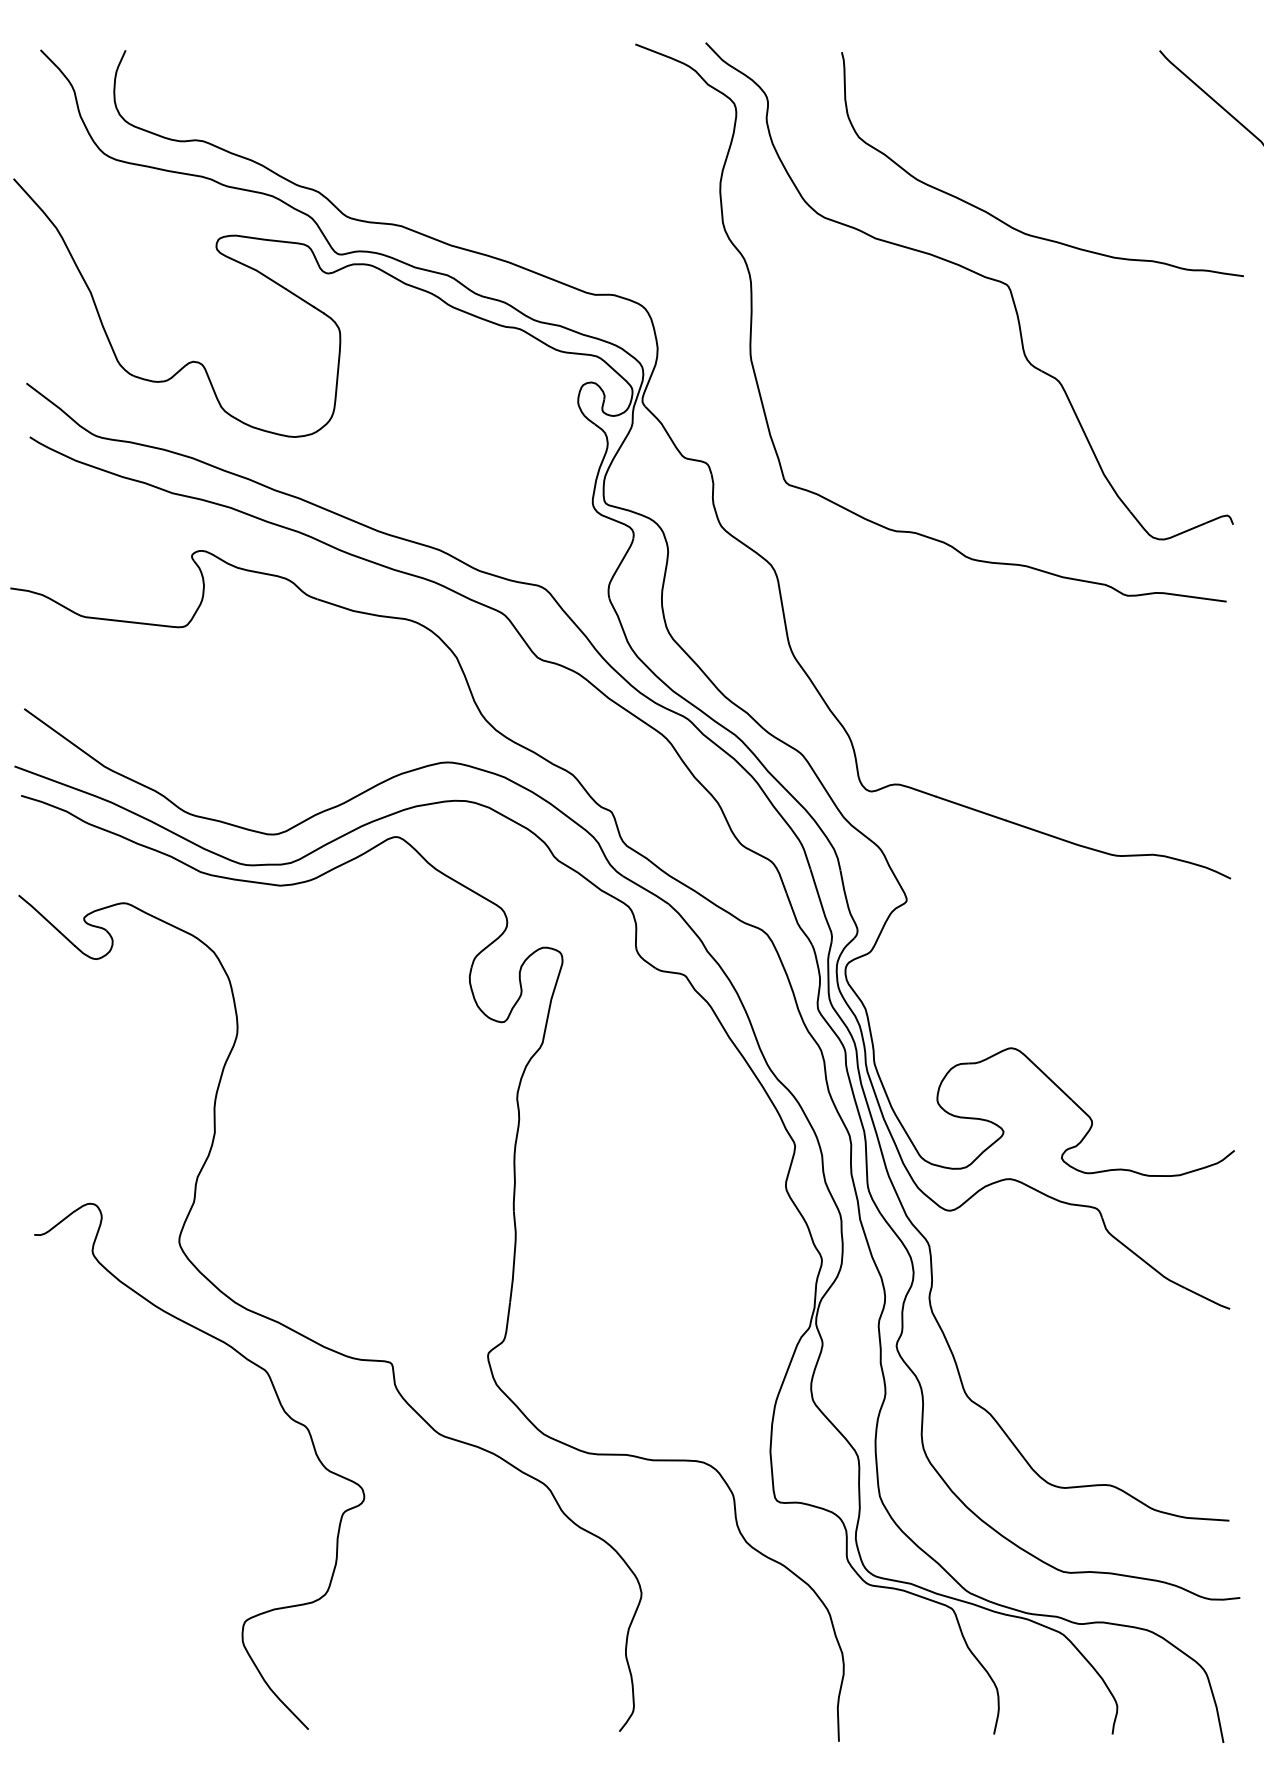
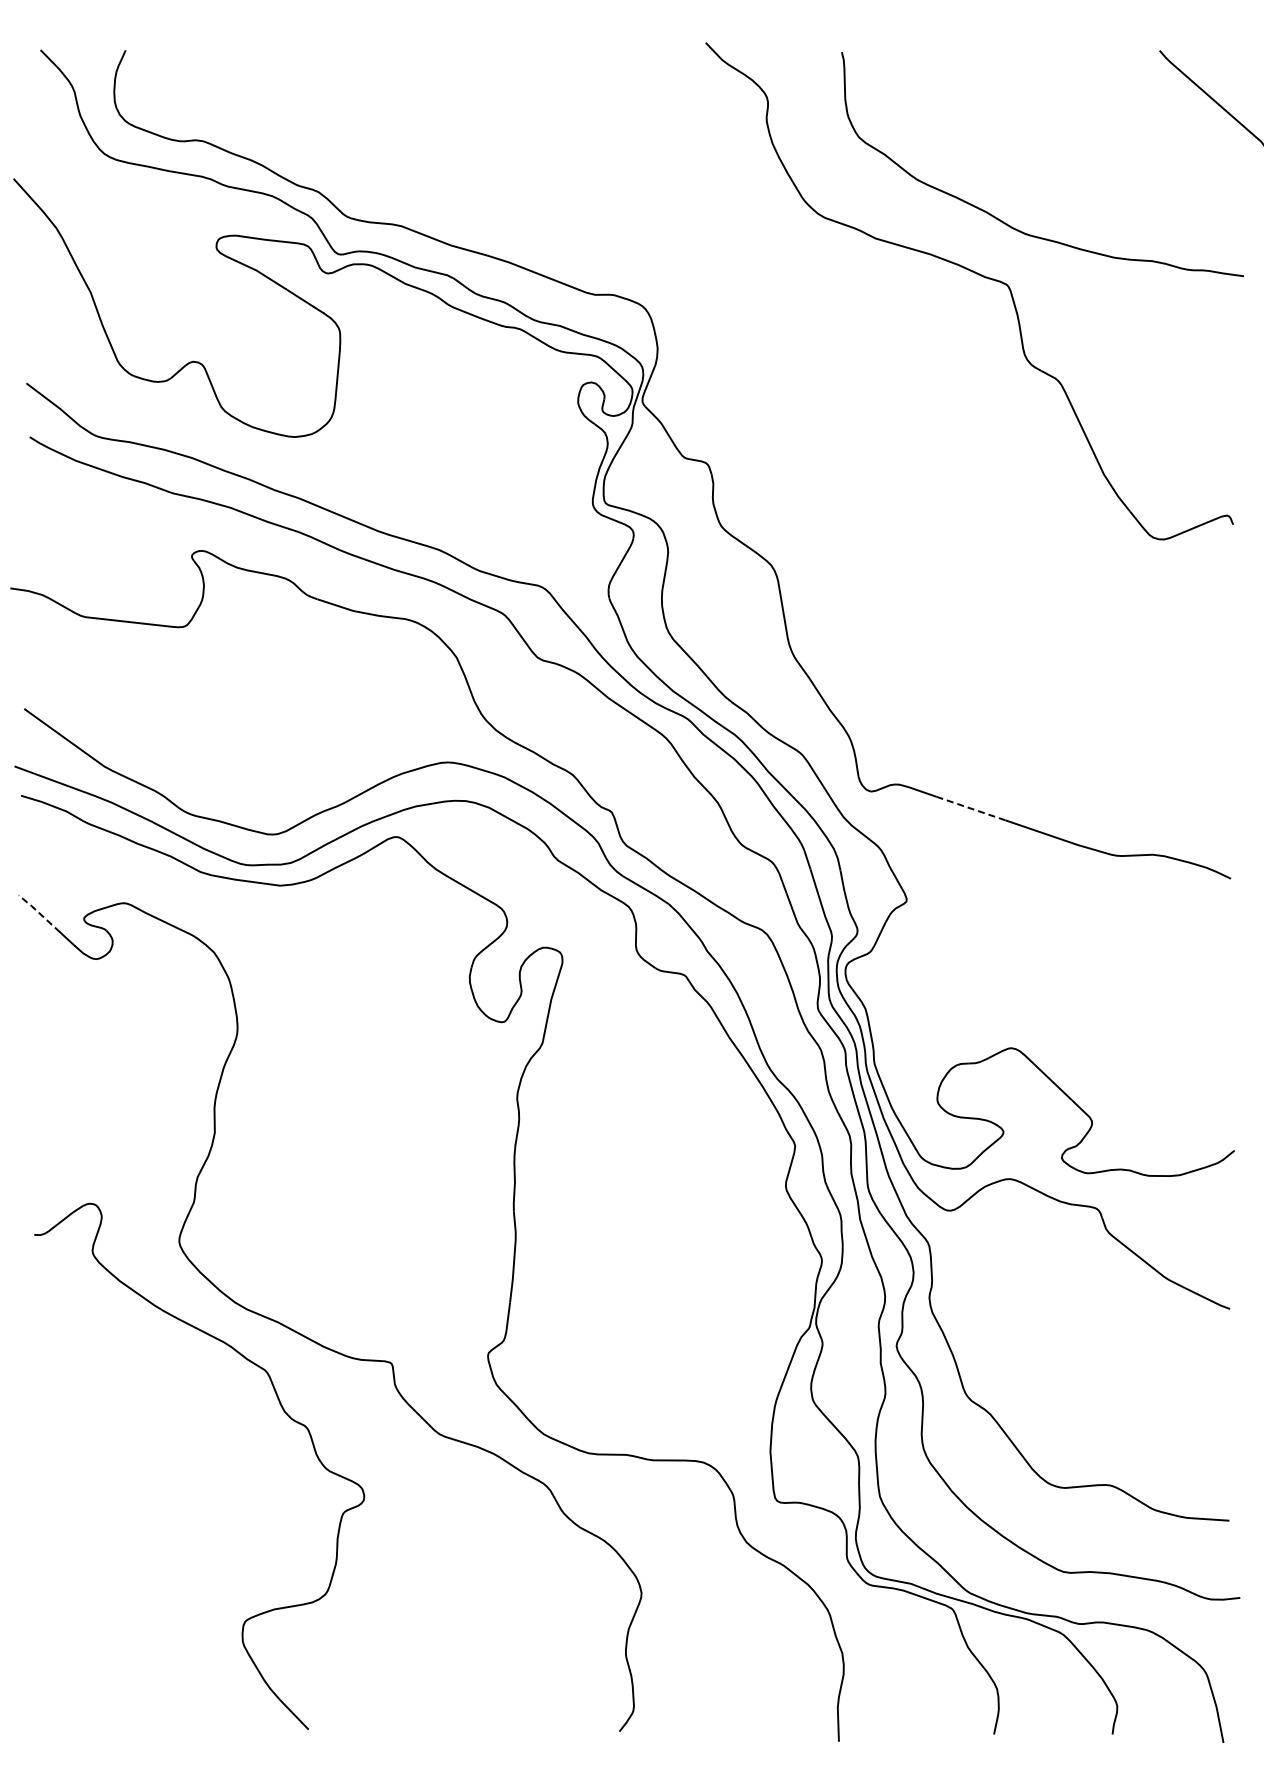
curve: present -> none (752, 322)
line: solid -> dashed (970, 808)
line: solid -> dashed (39, 912)
